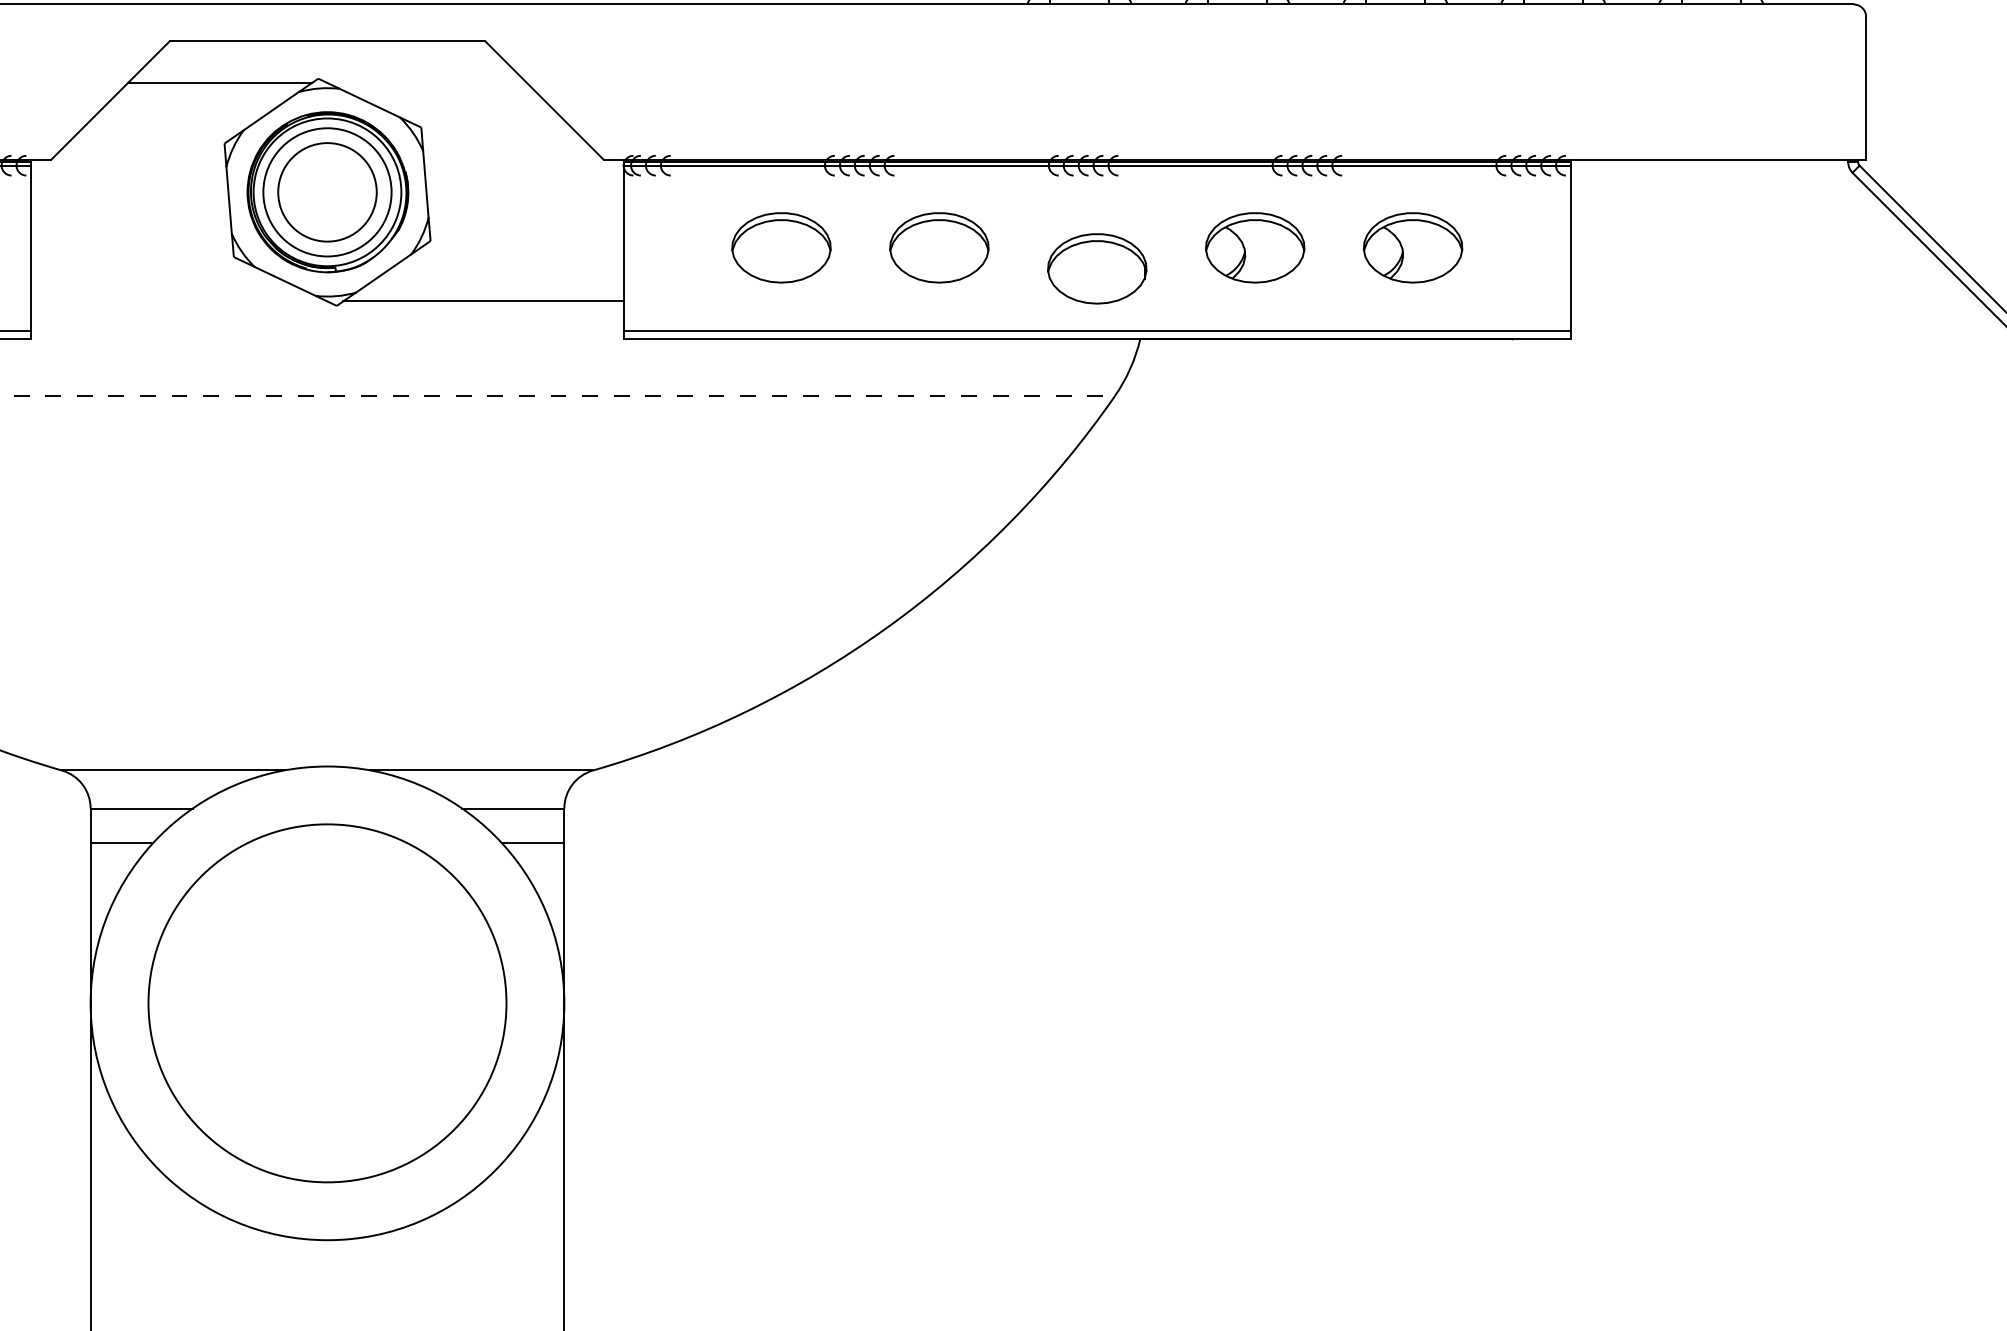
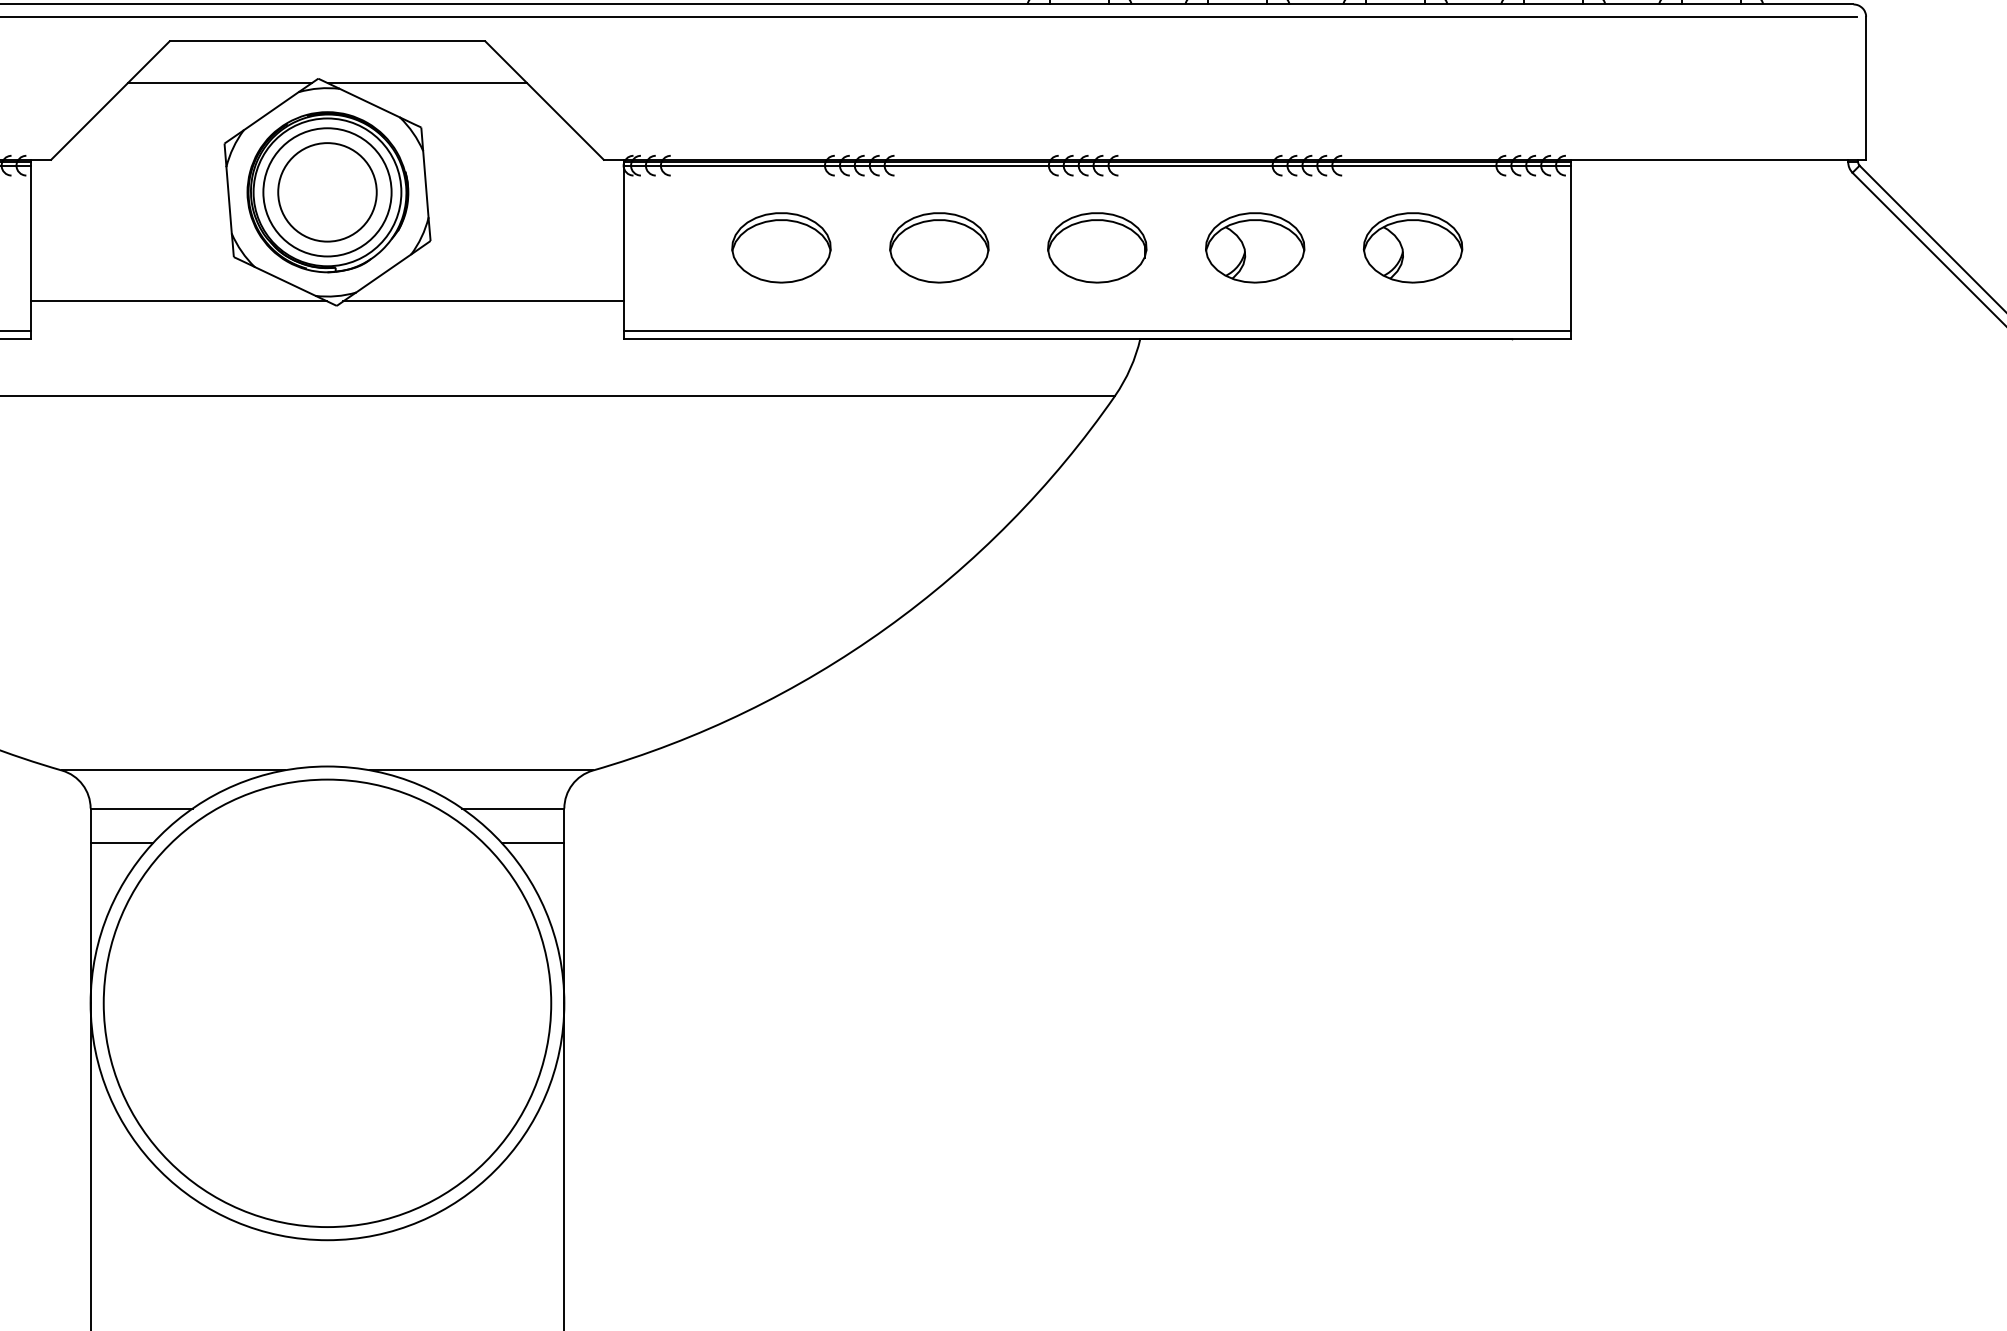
line: none -> present (929, 17)
line: none -> present (427, 83)
part position: (1097, 268) -> (1097, 247) (1097, 247)
line: none -> present (179, 301)
line: dashed -> solid (558, 395)
circle diameter: 358 px -> 447 px (327, 1003)
